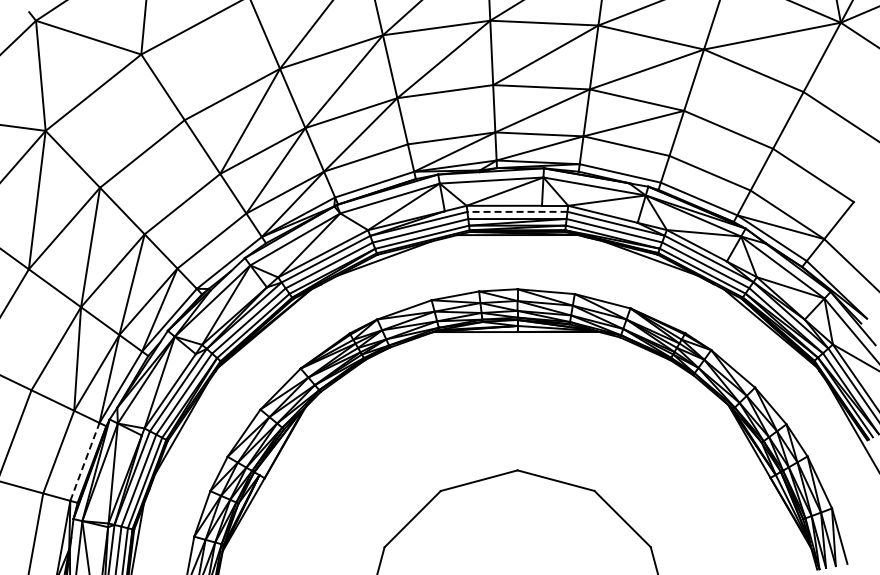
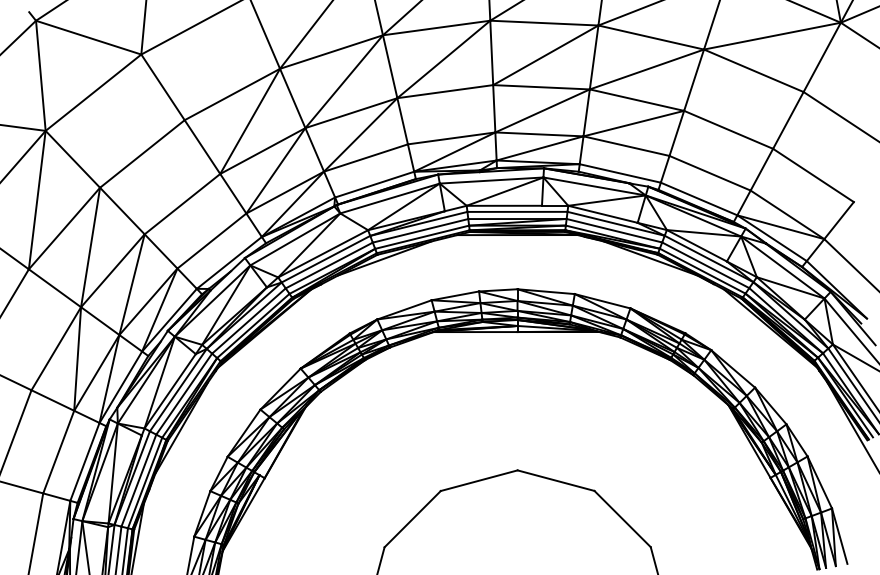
line: dashed -> solid (516, 211)
line: dashed -> solid (84, 461)
